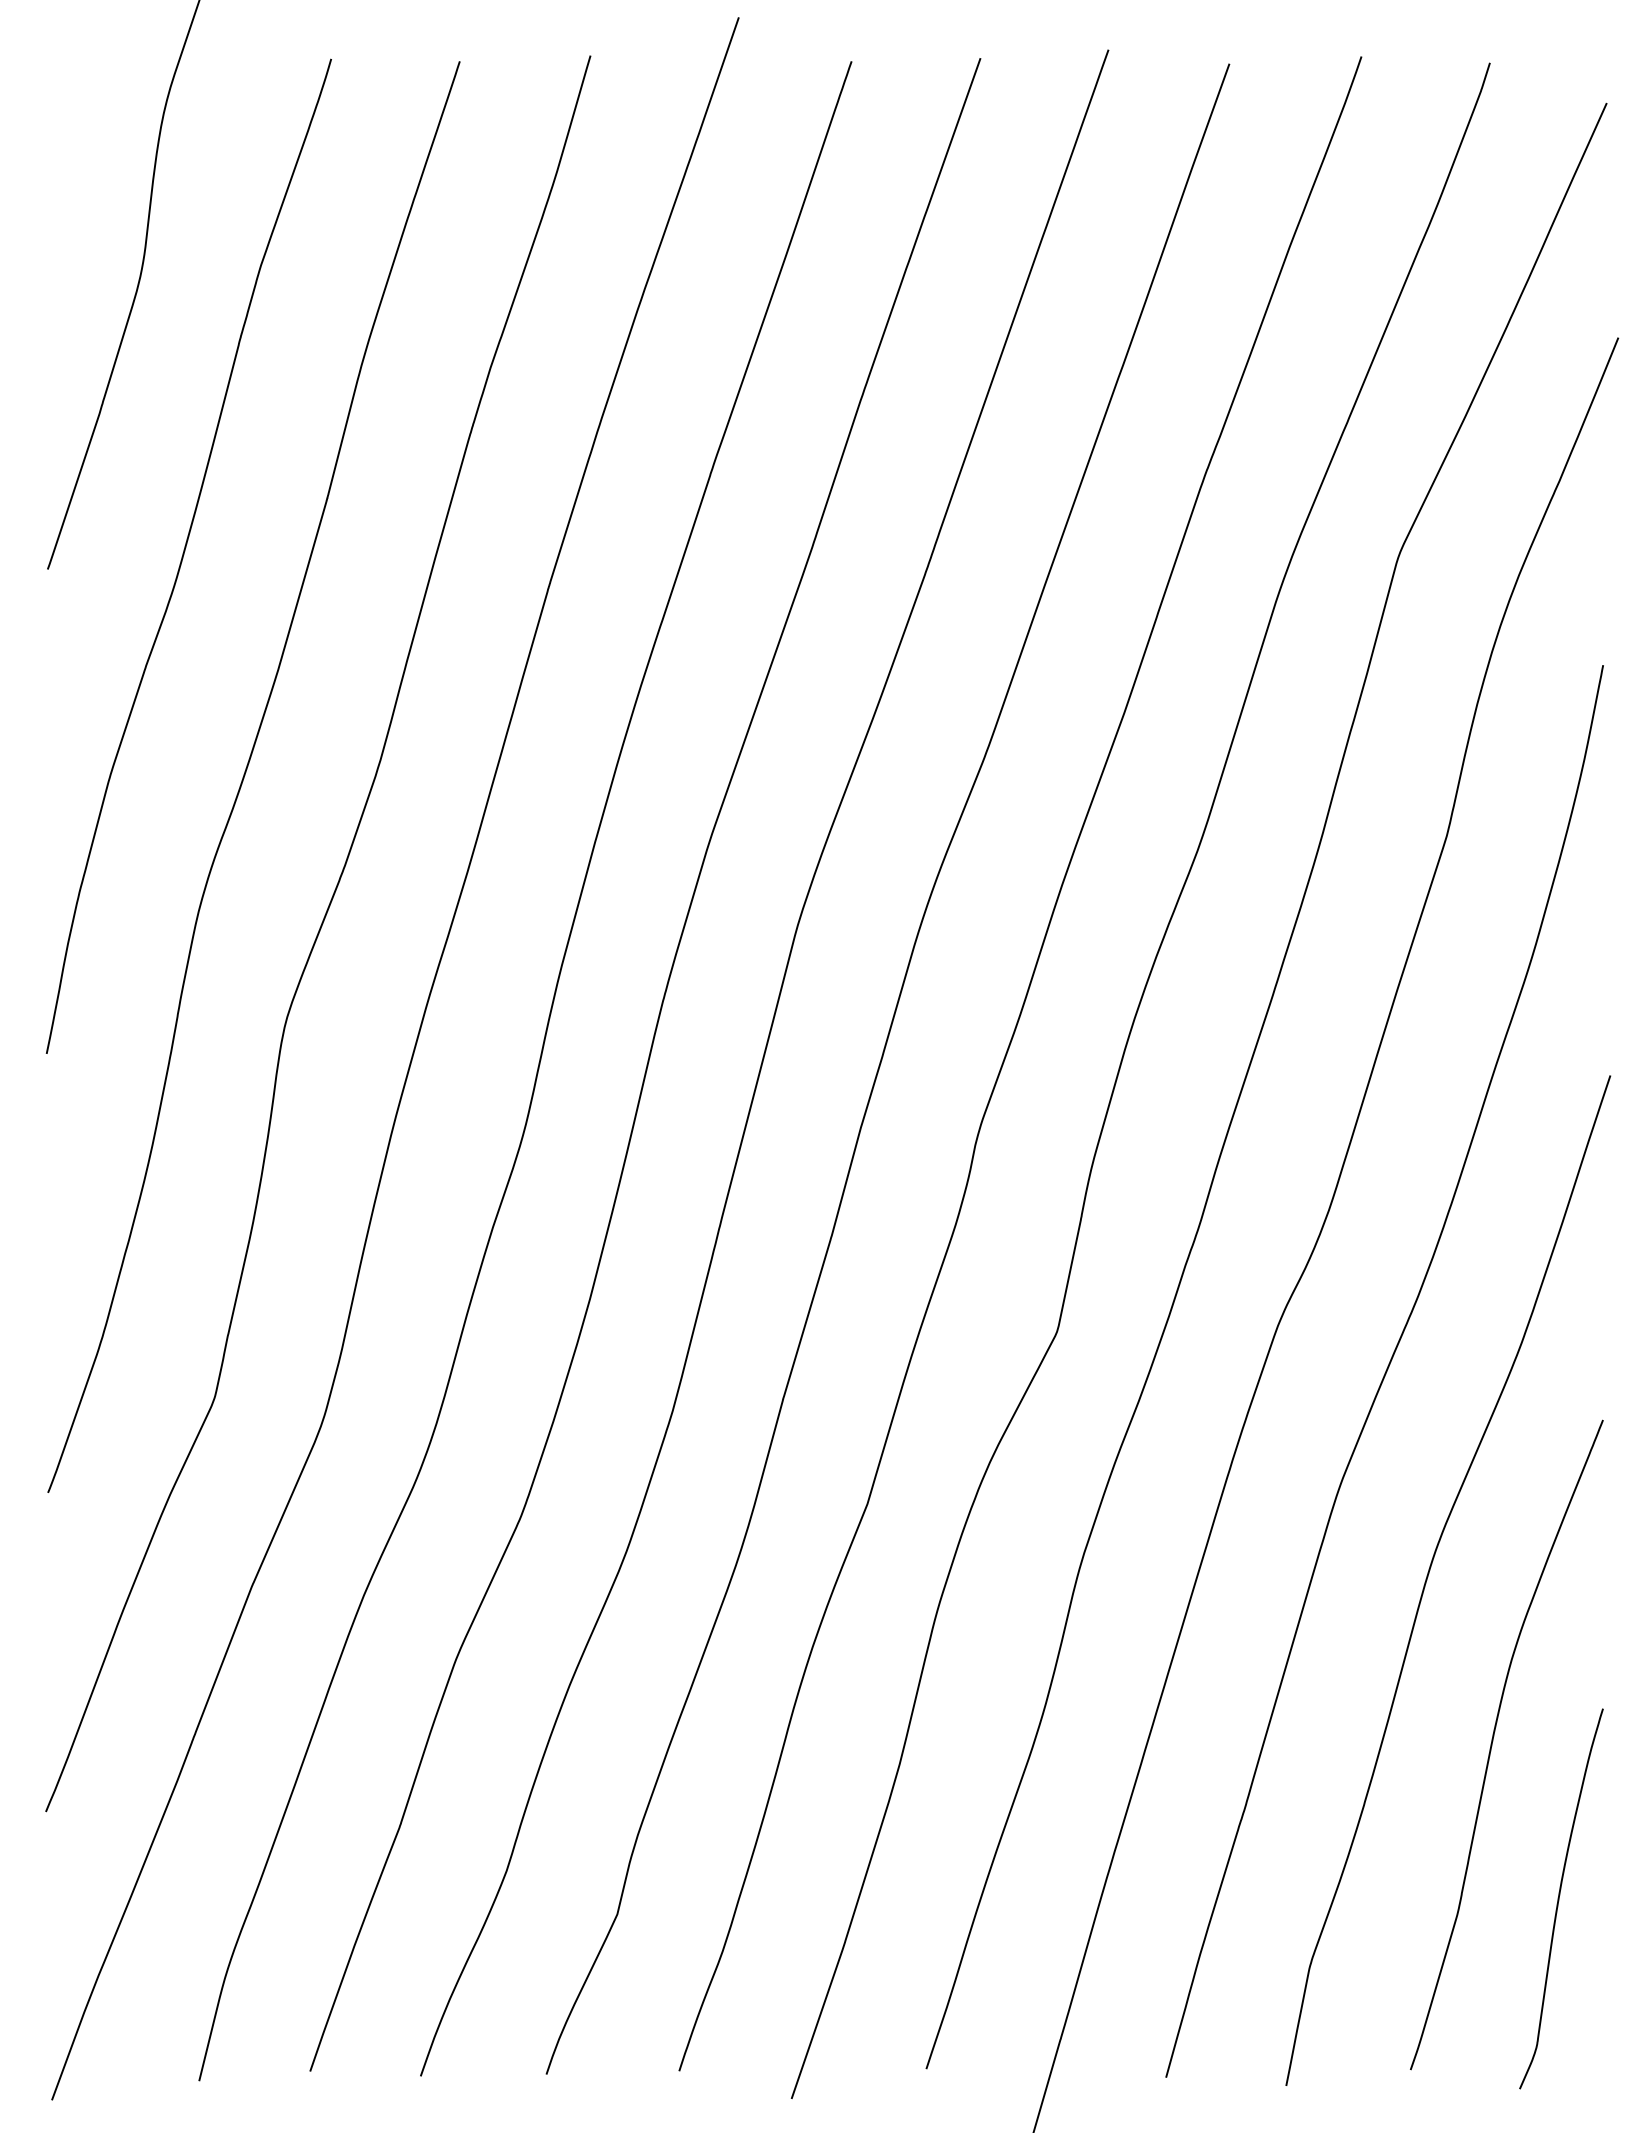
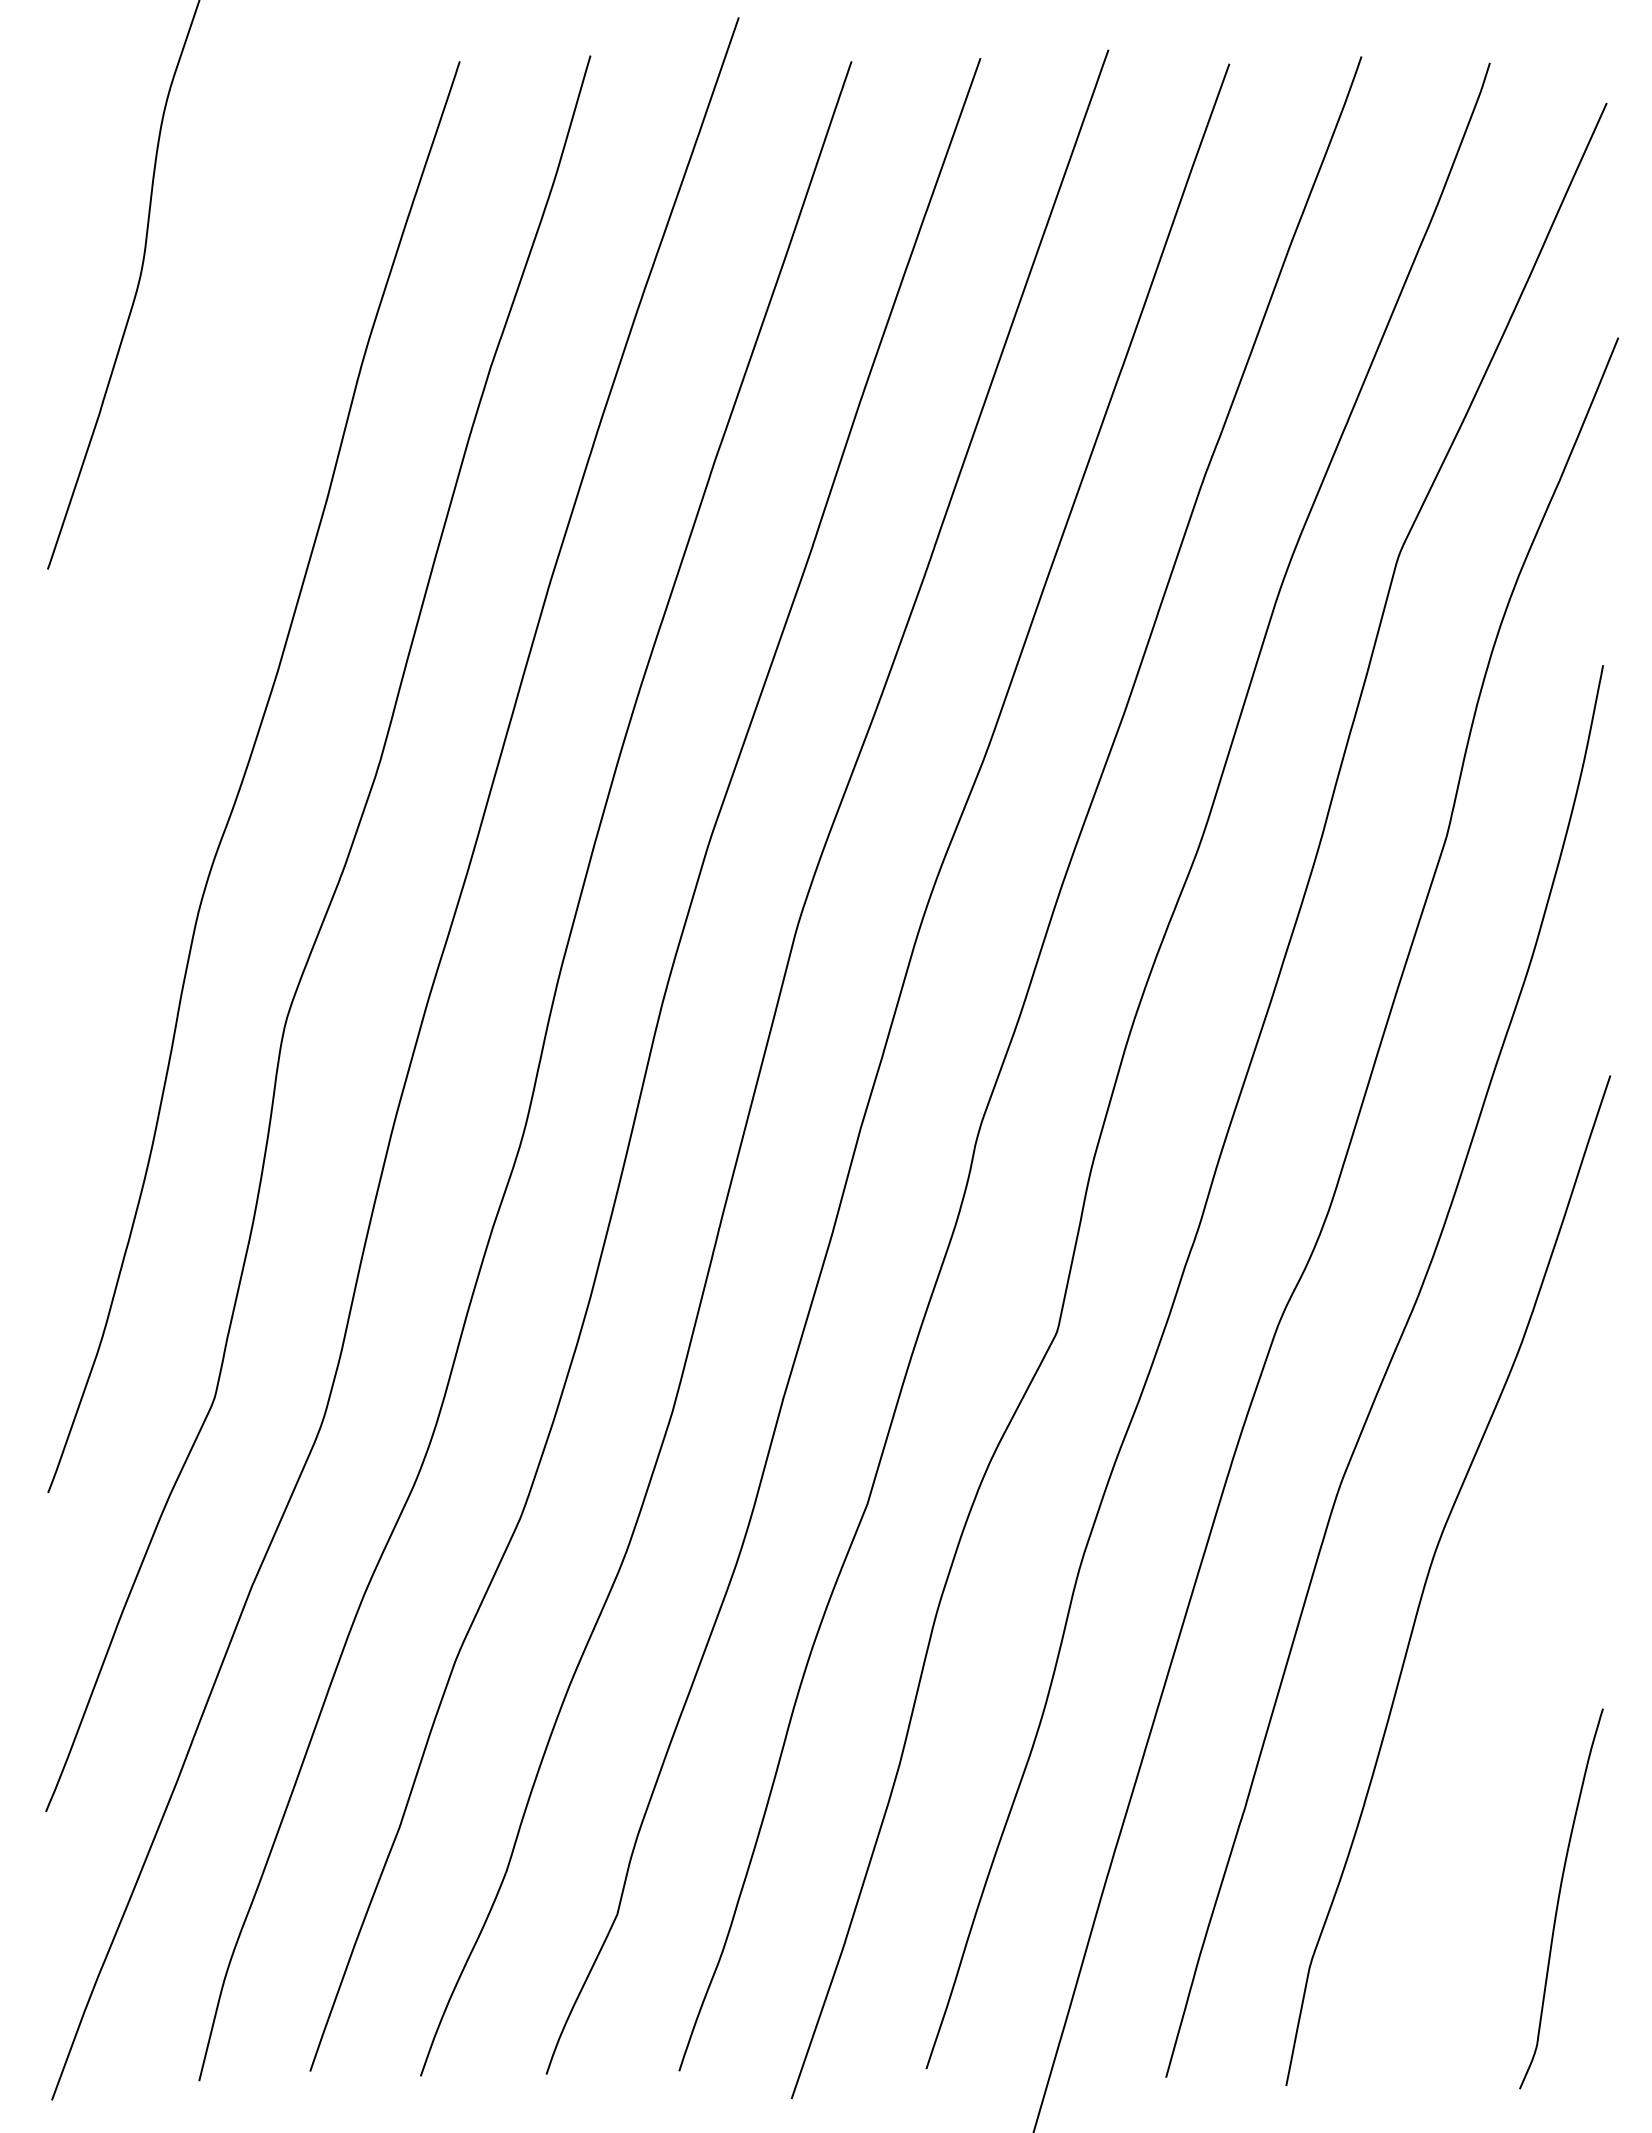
curve: present -> none (184, 555)
curve: present -> none (1493, 1741)
